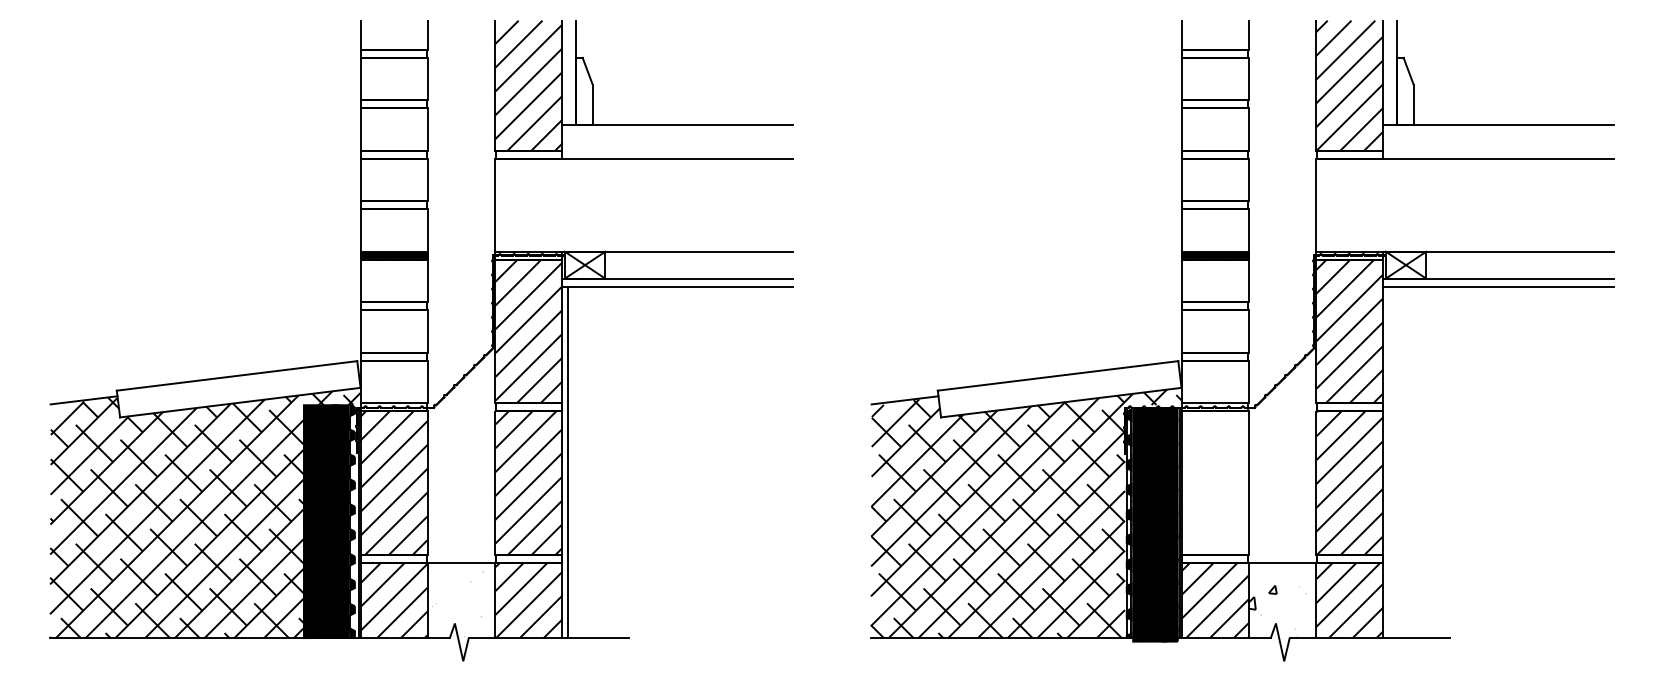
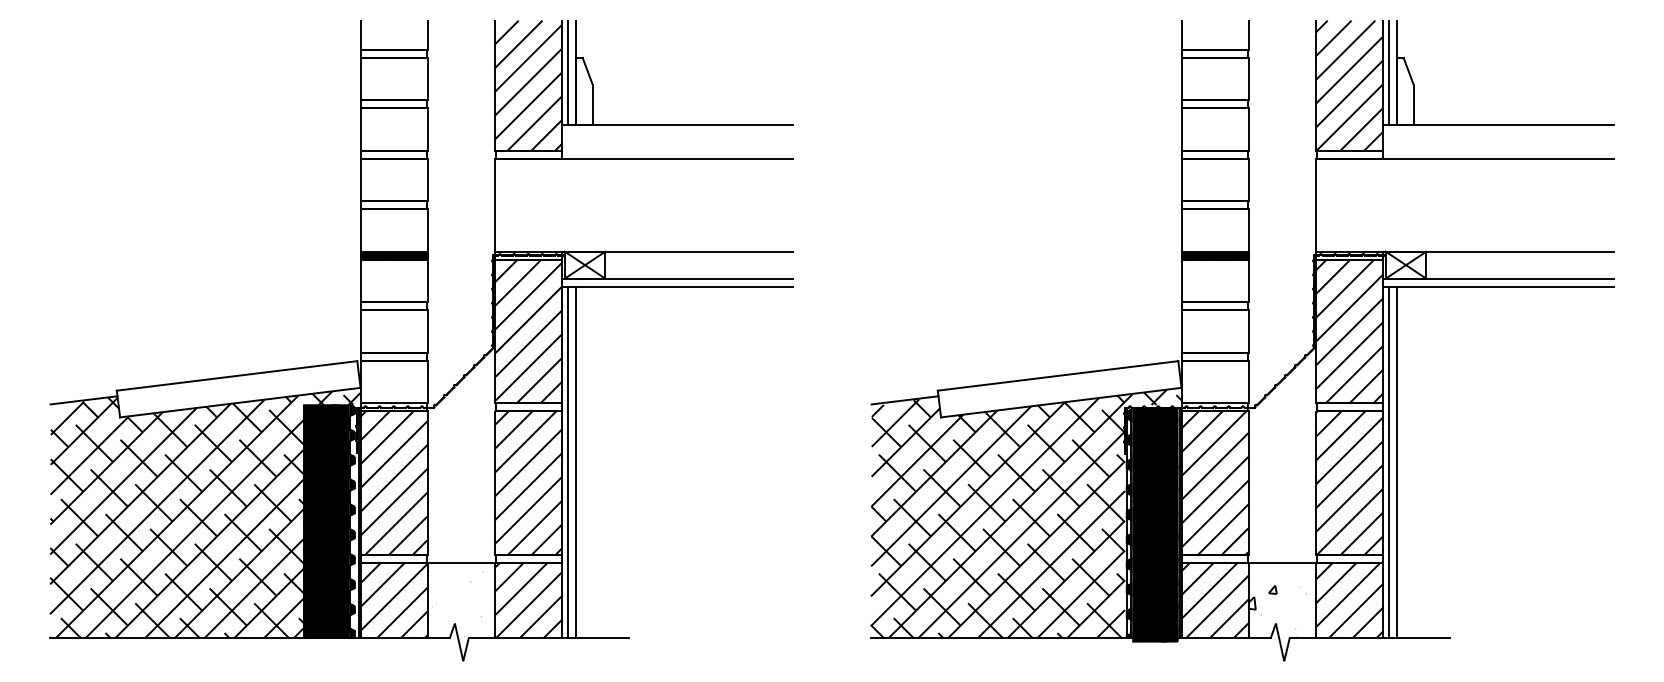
line: none -> present (567, 72)
line: none -> present (1388, 72)
line: none -> present (575, 462)
line: none -> present (1388, 462)
line: none -> present (1396, 462)
hatch: none -> present (1214, 482)
